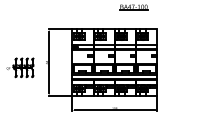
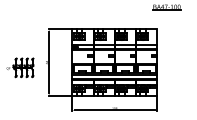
part position: (133, 7) -> (166, 7) (166, 7)
